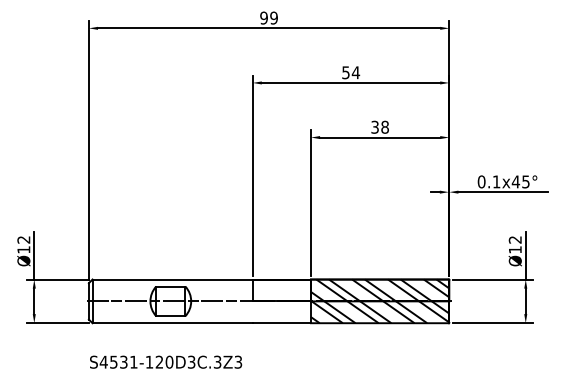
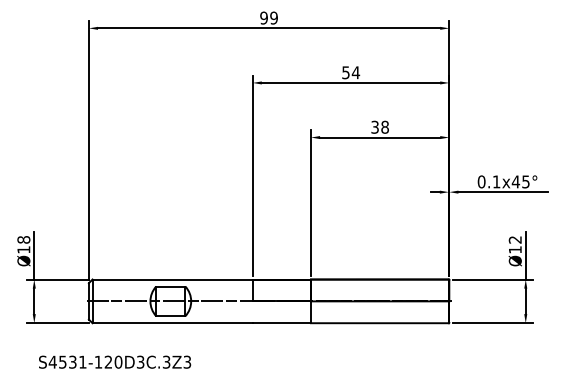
text: Ø12 -> Ø18 (23, 239)
hatch: present -> none (379, 301)
text position: (166, 361) -> (115, 361) (115, 361)
